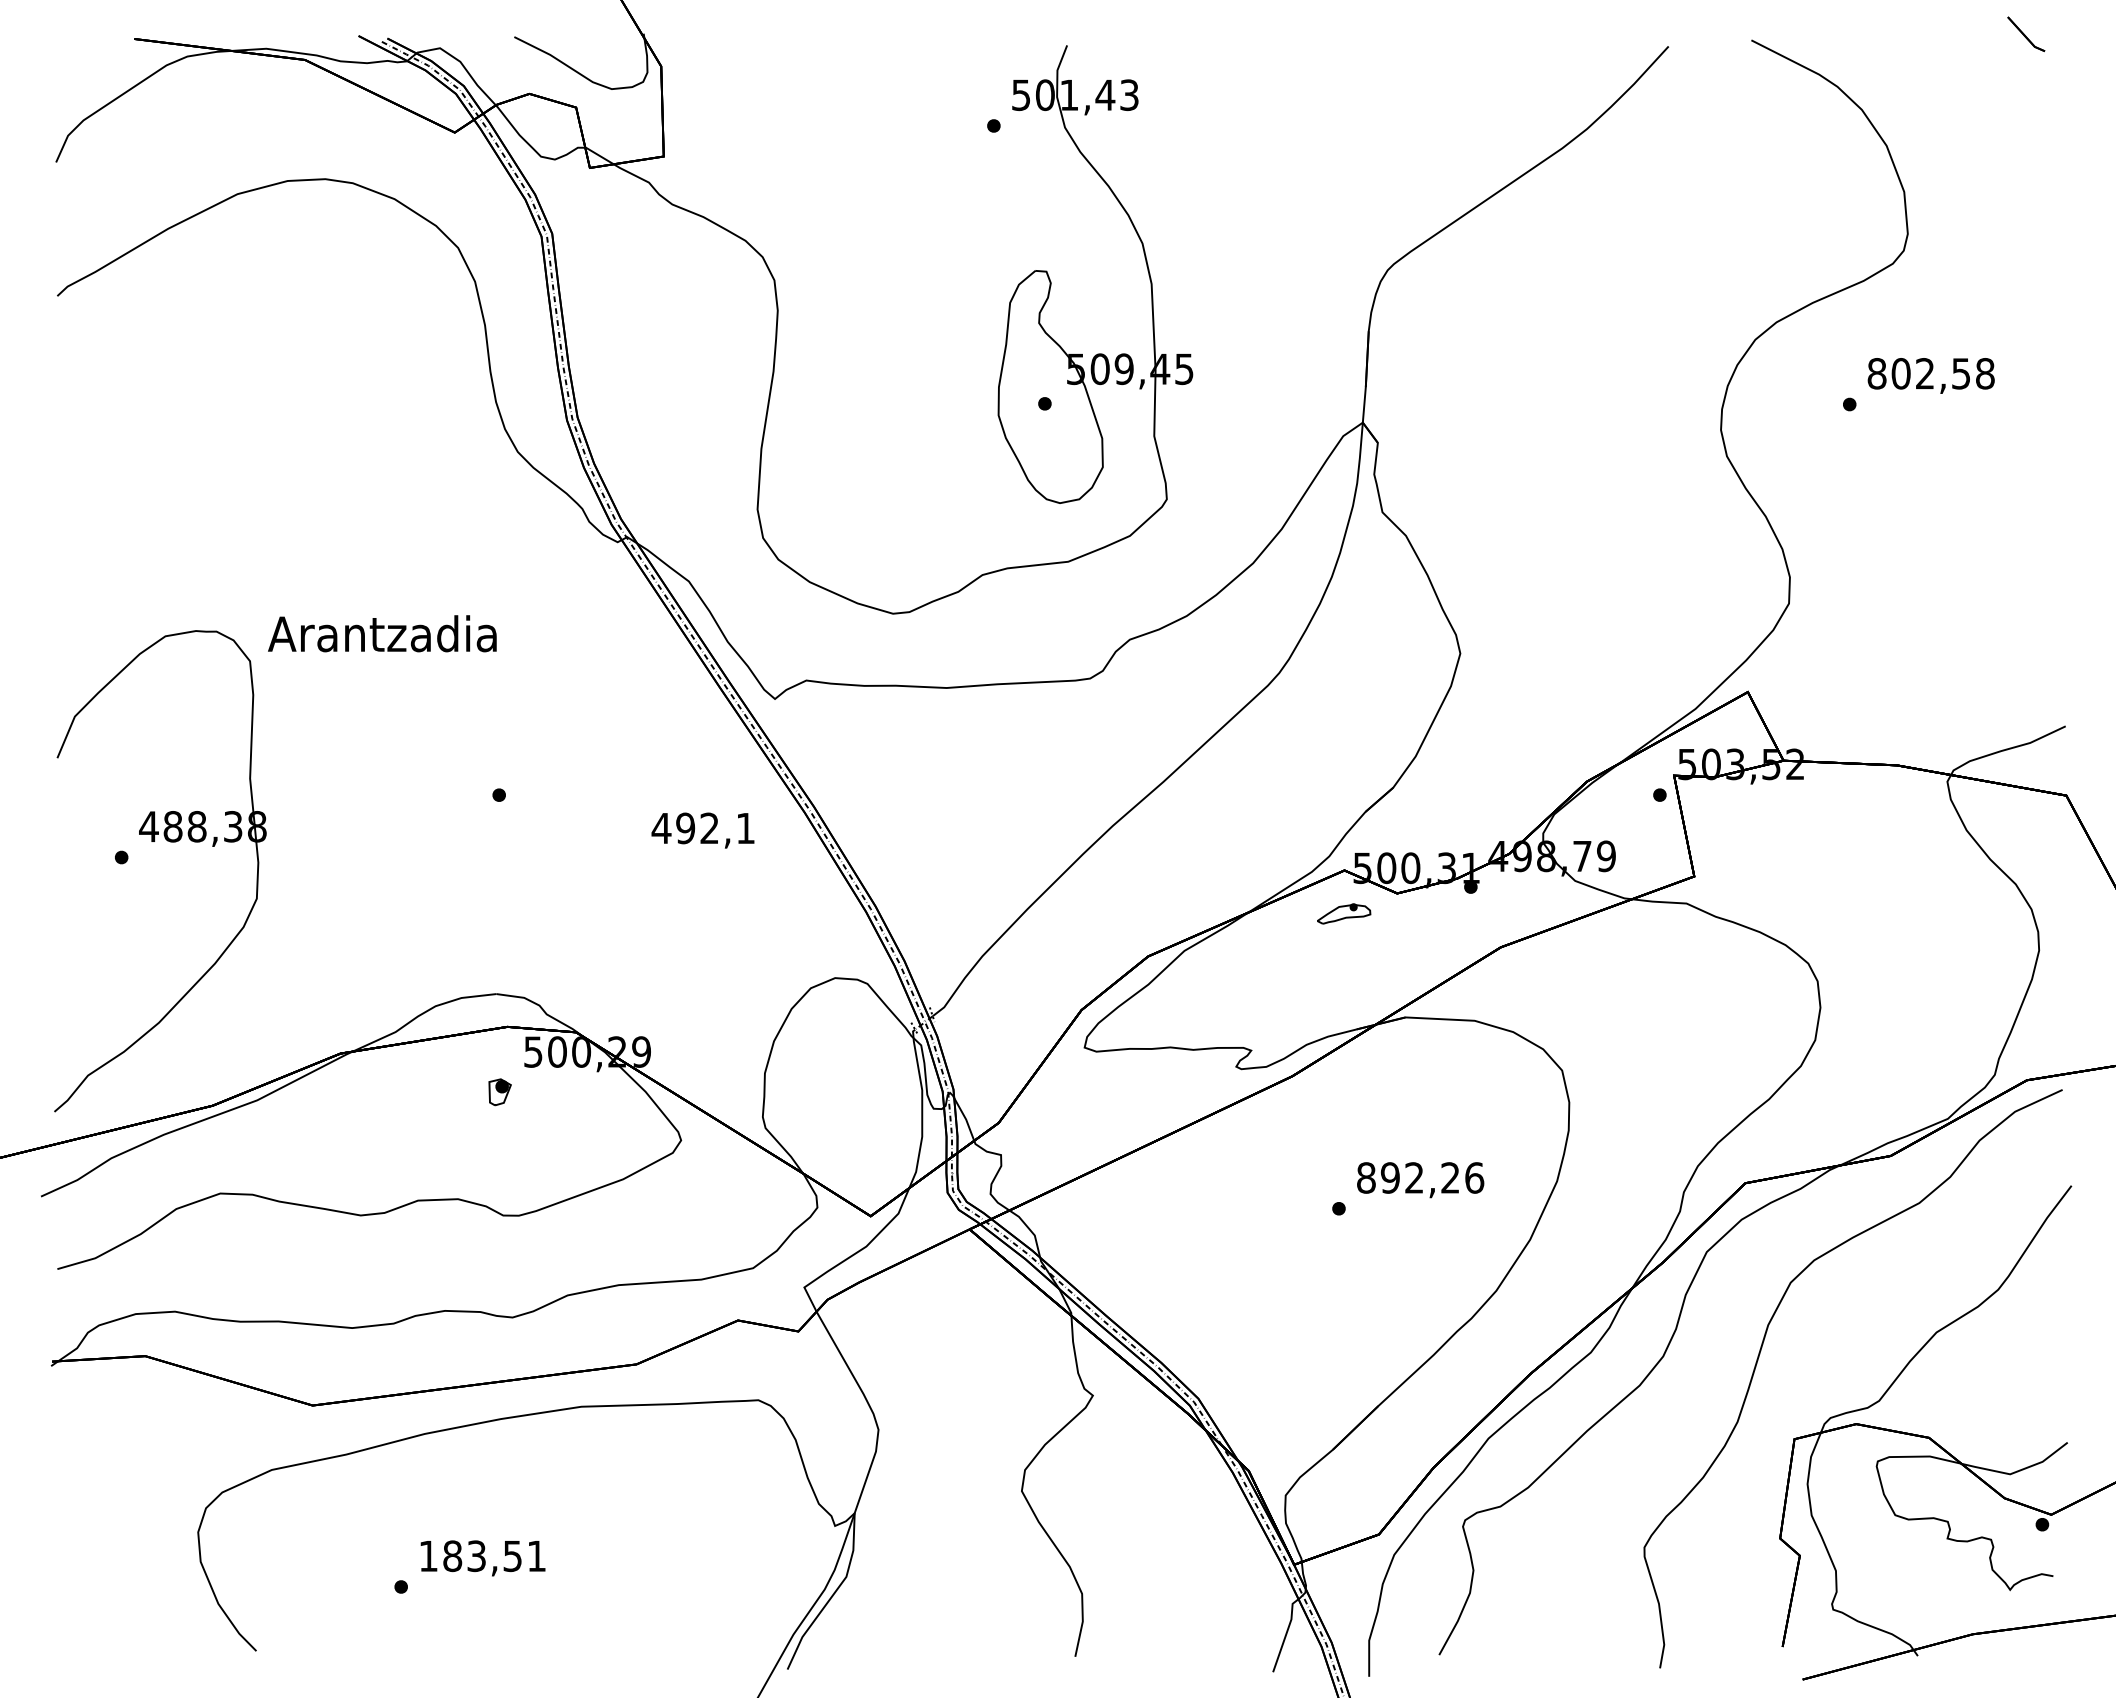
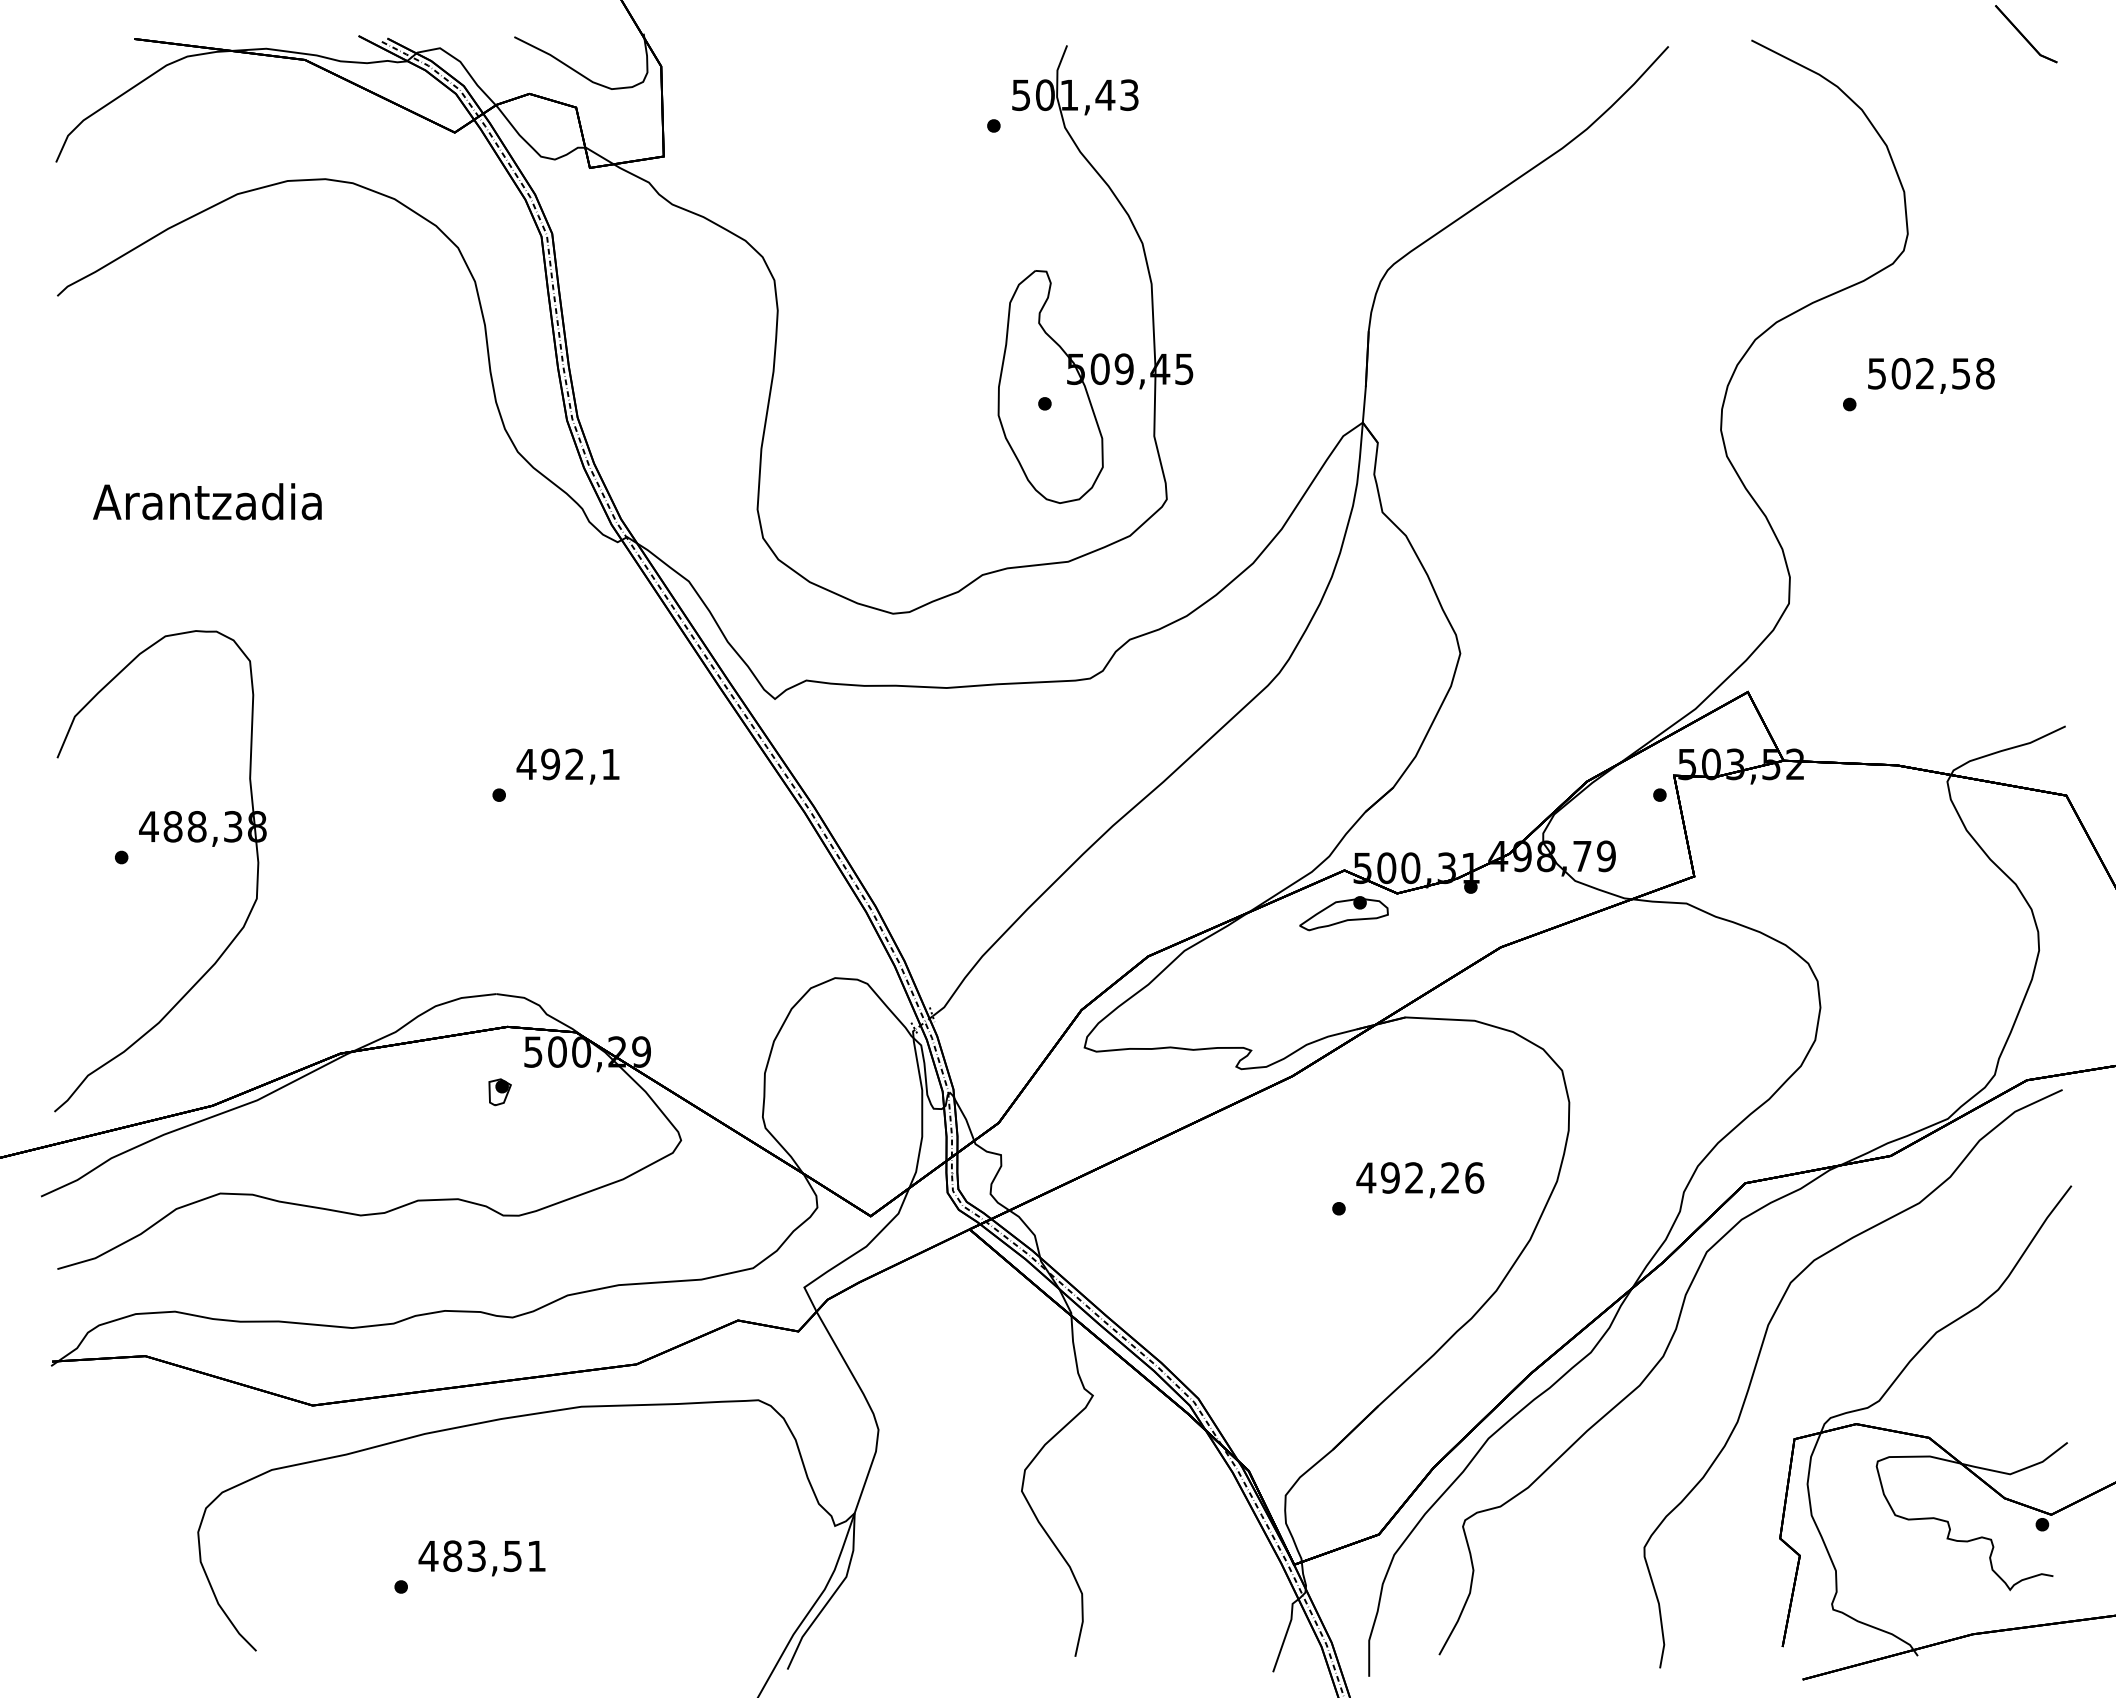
part size: 39x37 px -> 63x59 px (2026, 34)
text: 802,58 -> 502,58 (1876, 373)
text position: (382, 633) -> (207, 501) (207, 501)
text position: (702, 830) -> (567, 766) (567, 766)
part size: 55x22 px -> 90x36 px (1343, 913)
text: 892,26 -> 492,26 (1366, 1177)
text: 183,51 -> 483,51 (428, 1556)
